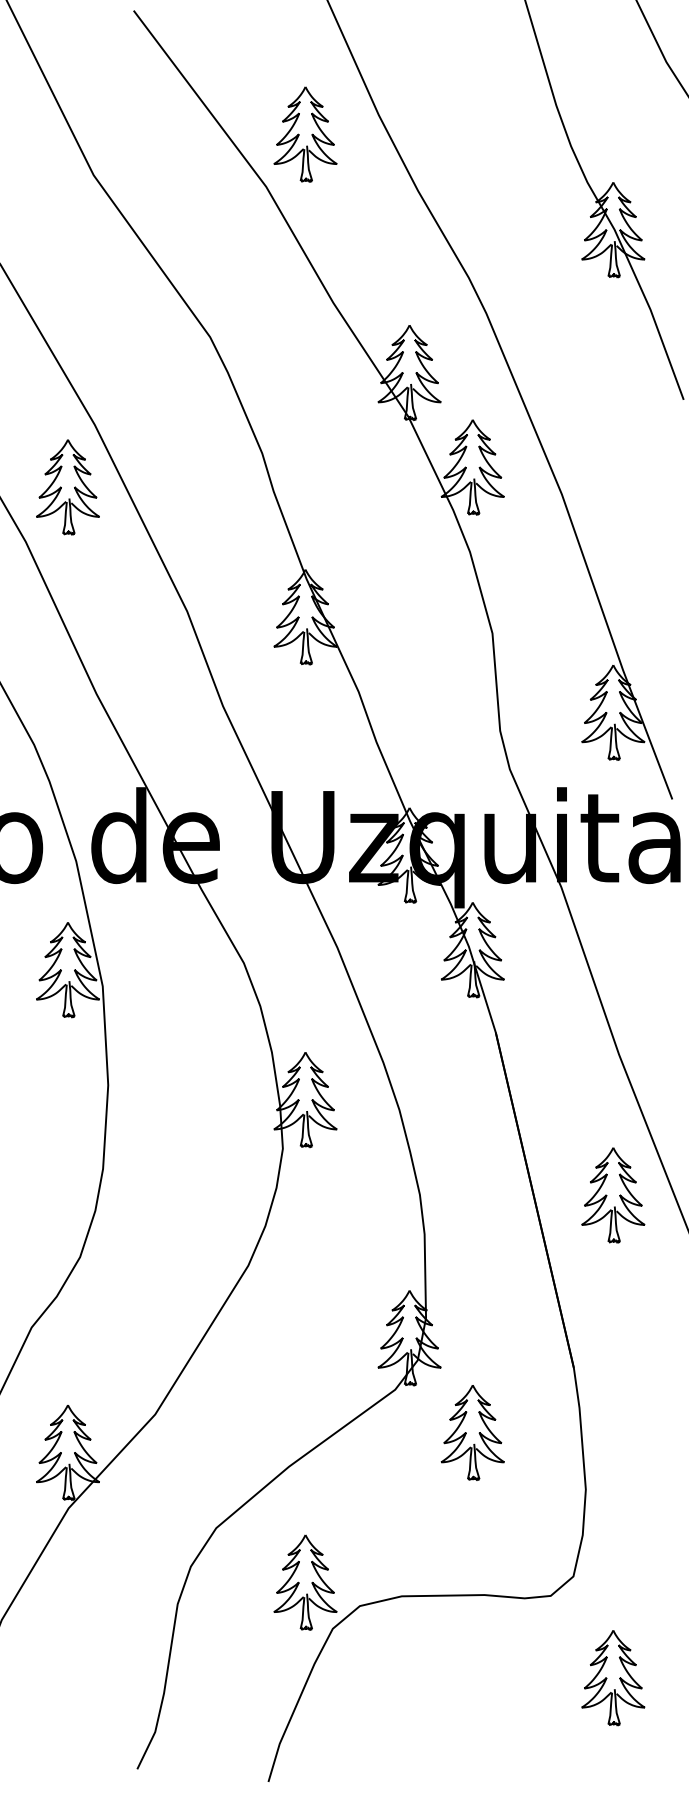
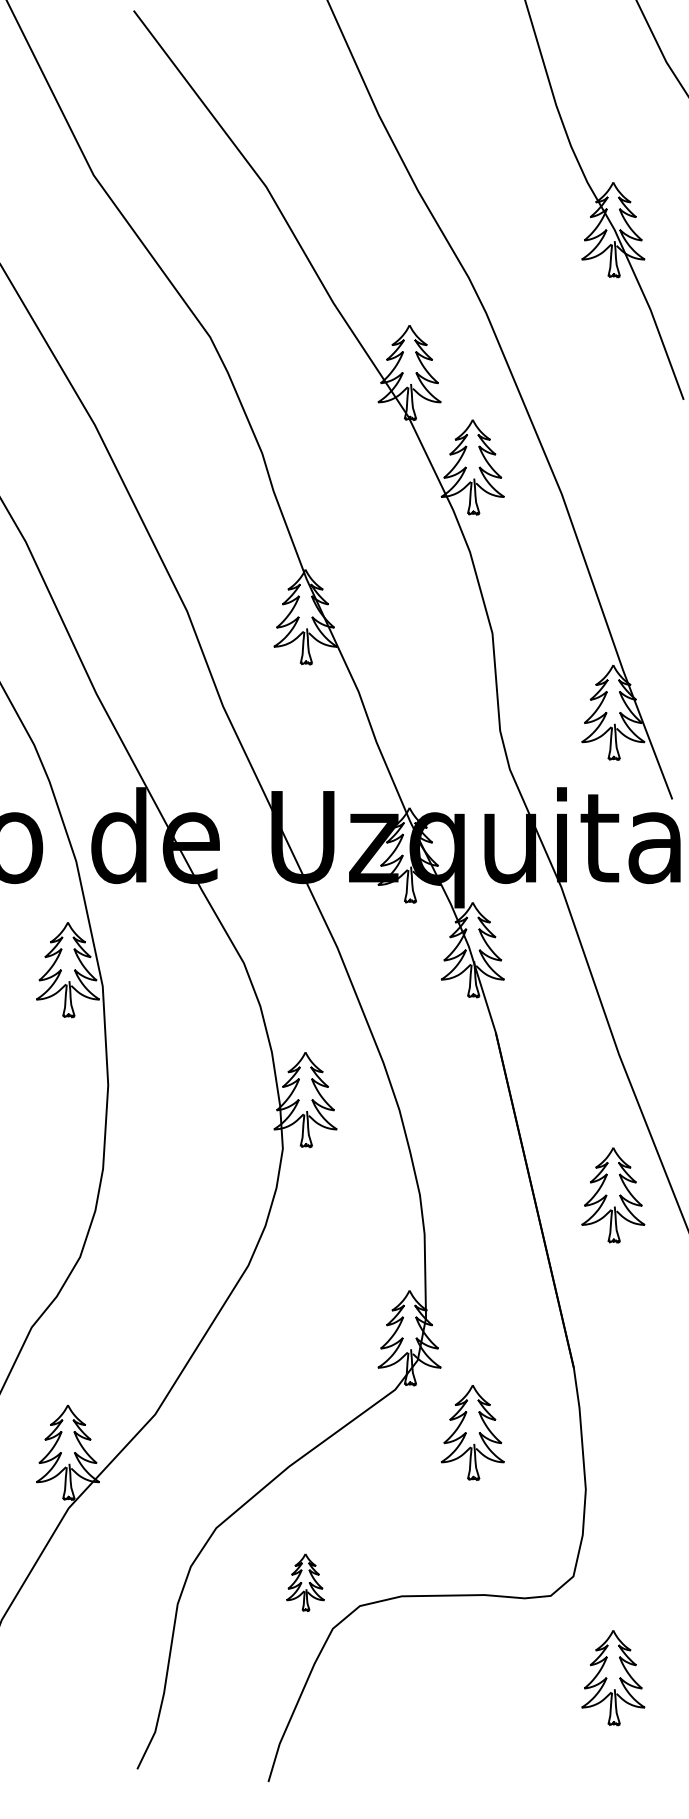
part: present -> none (305, 134)
part: present -> none (67, 487)
part size: 65x97 px -> 39x59 px (305, 1582)
